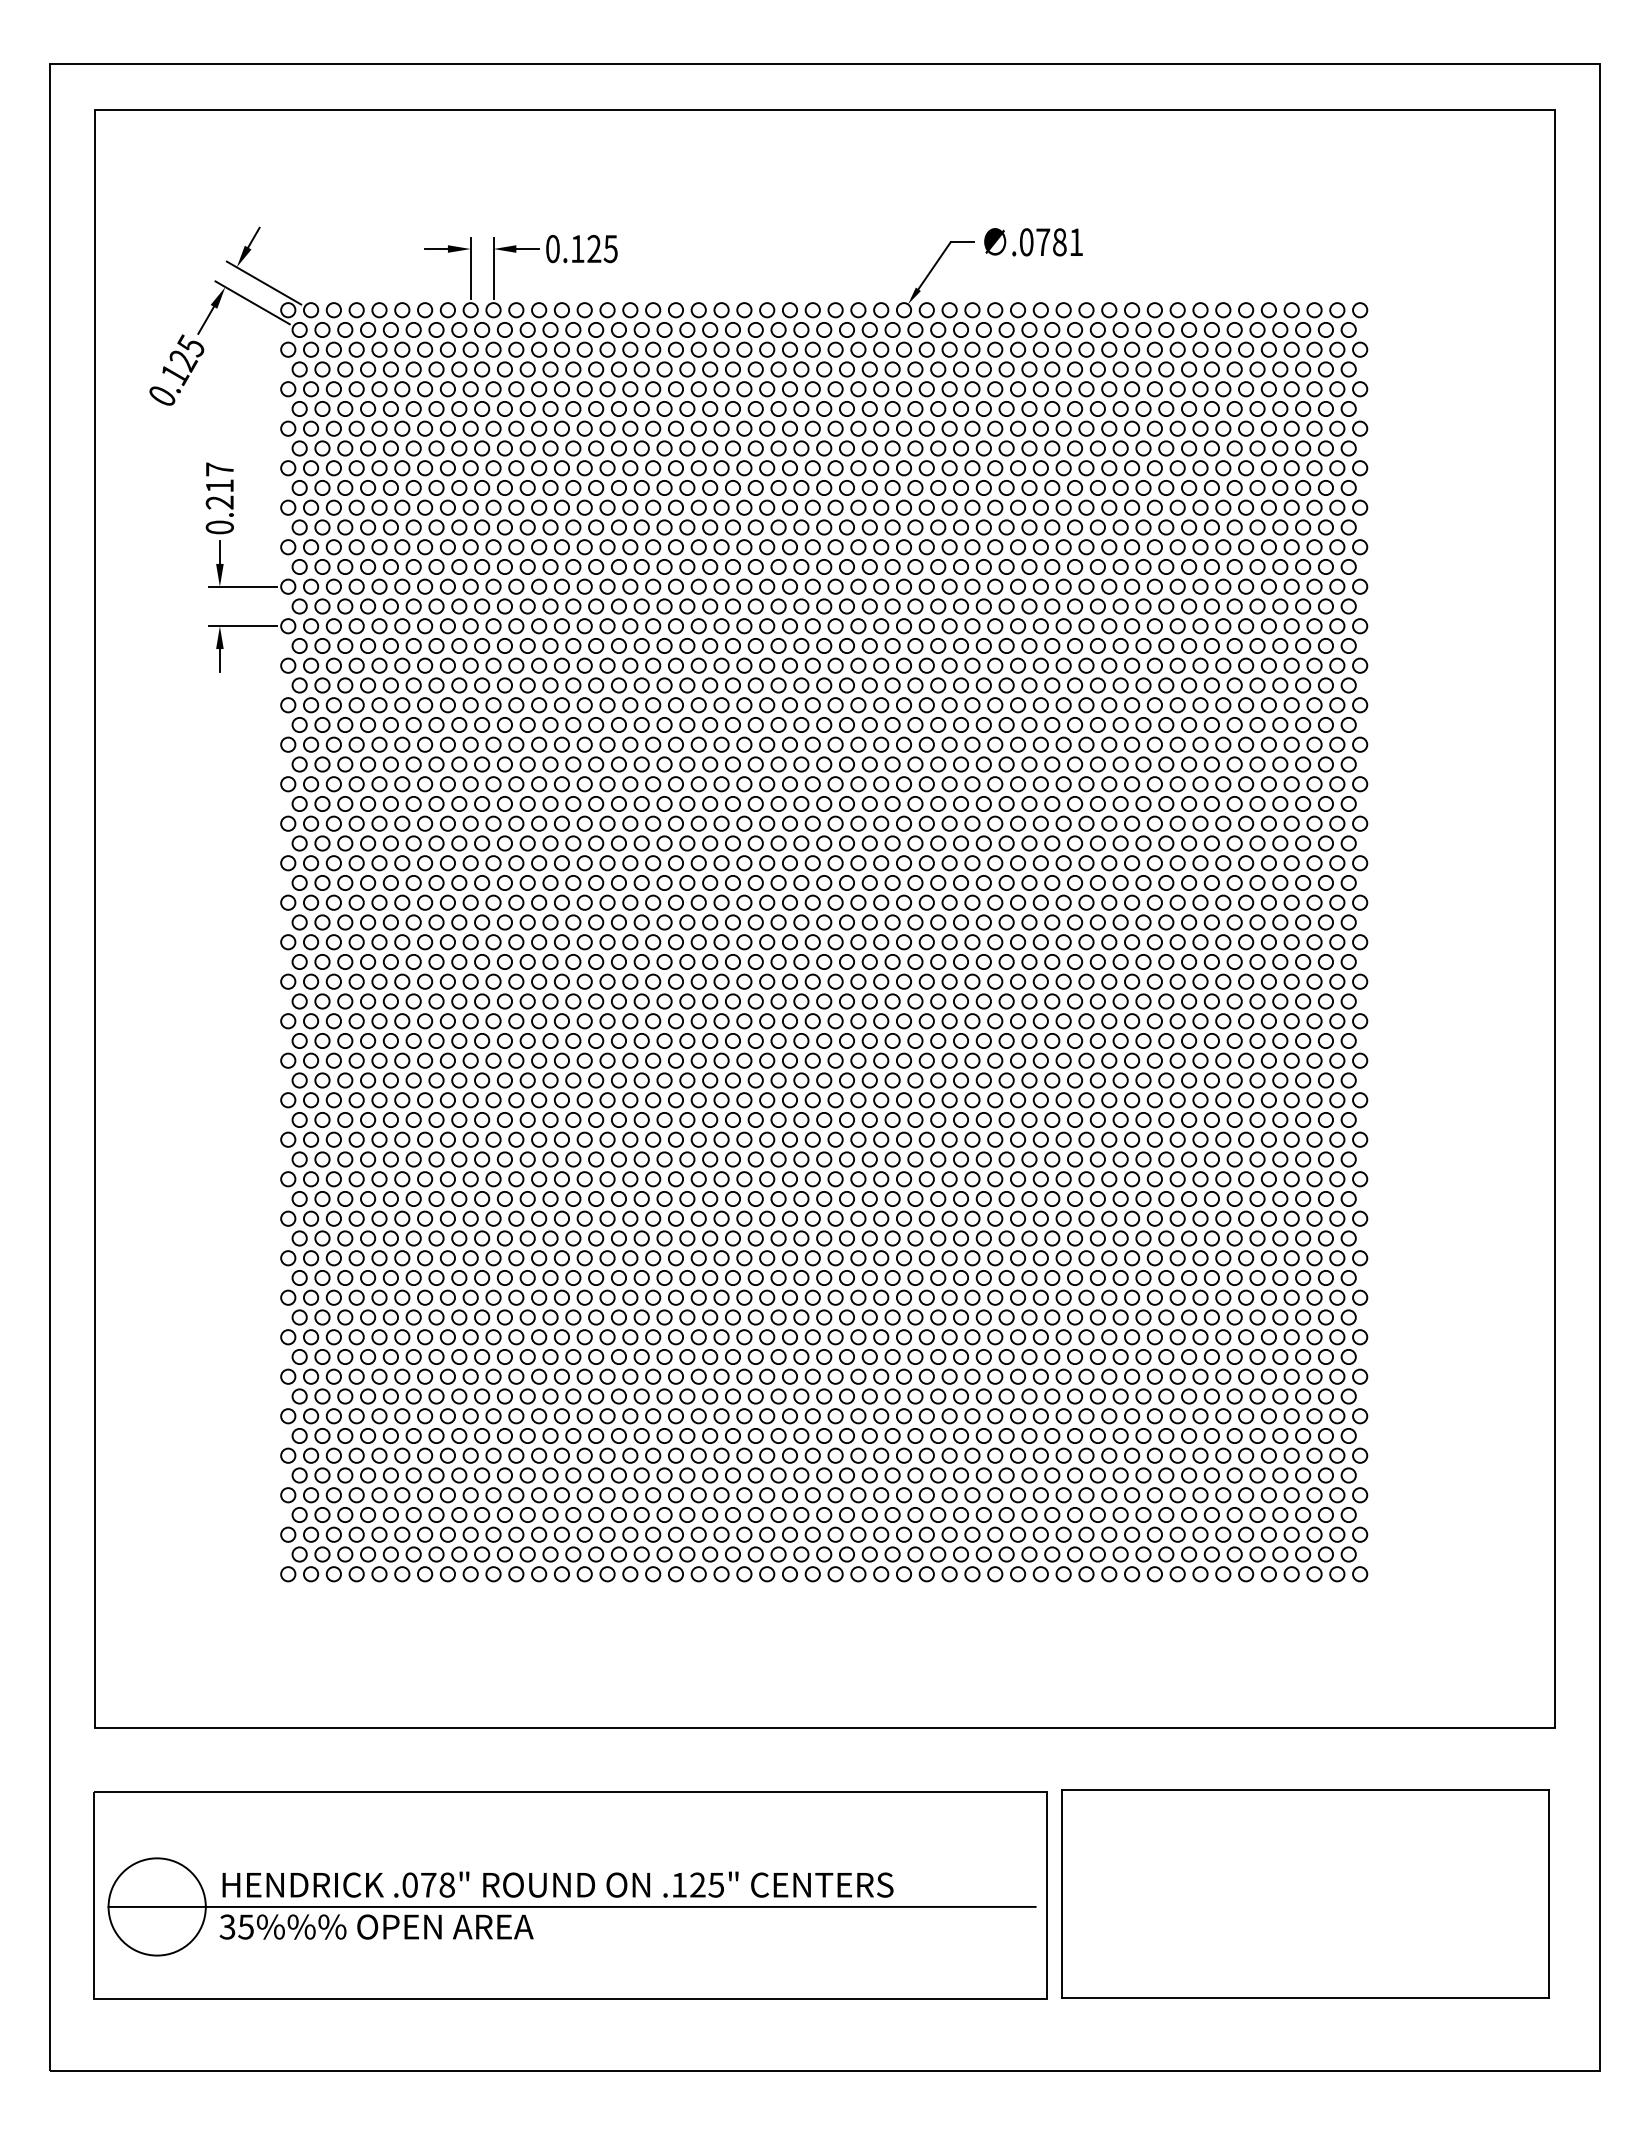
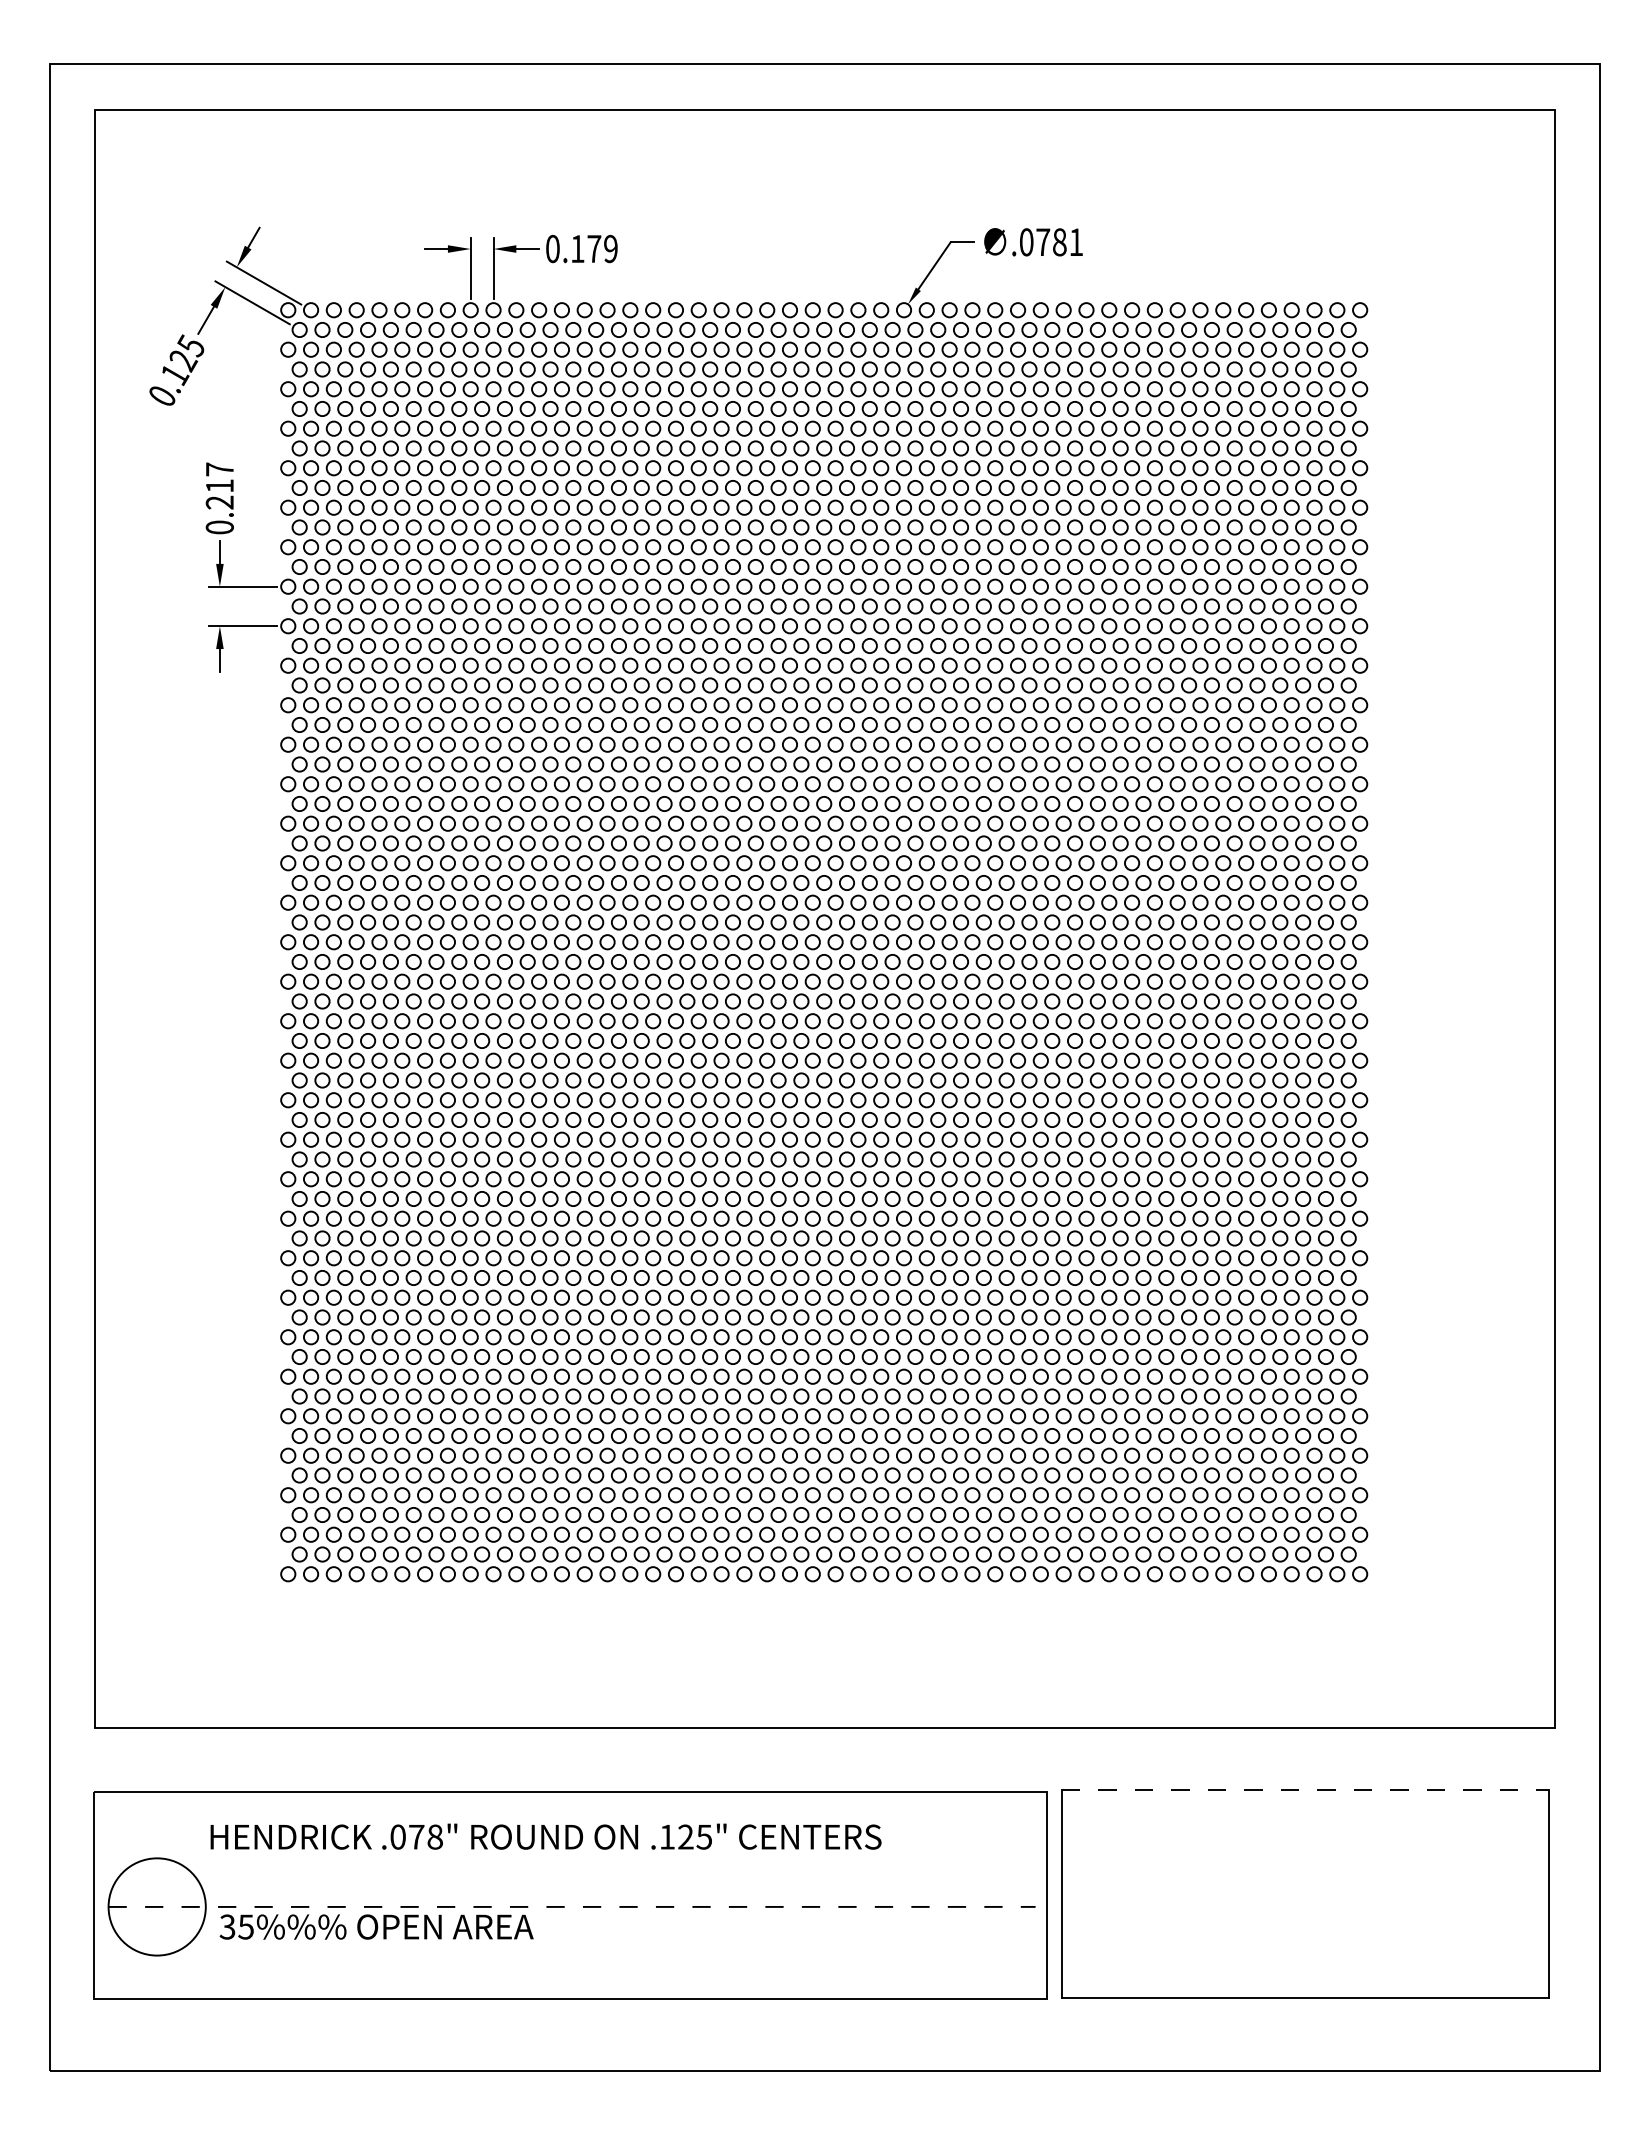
text: 0.125 -> 0.179 (602, 248)
line: solid -> dashed (1305, 1789)
text position: (557, 1884) -> (545, 1836) (545, 1836)
line: solid -> dashed (572, 1906)
